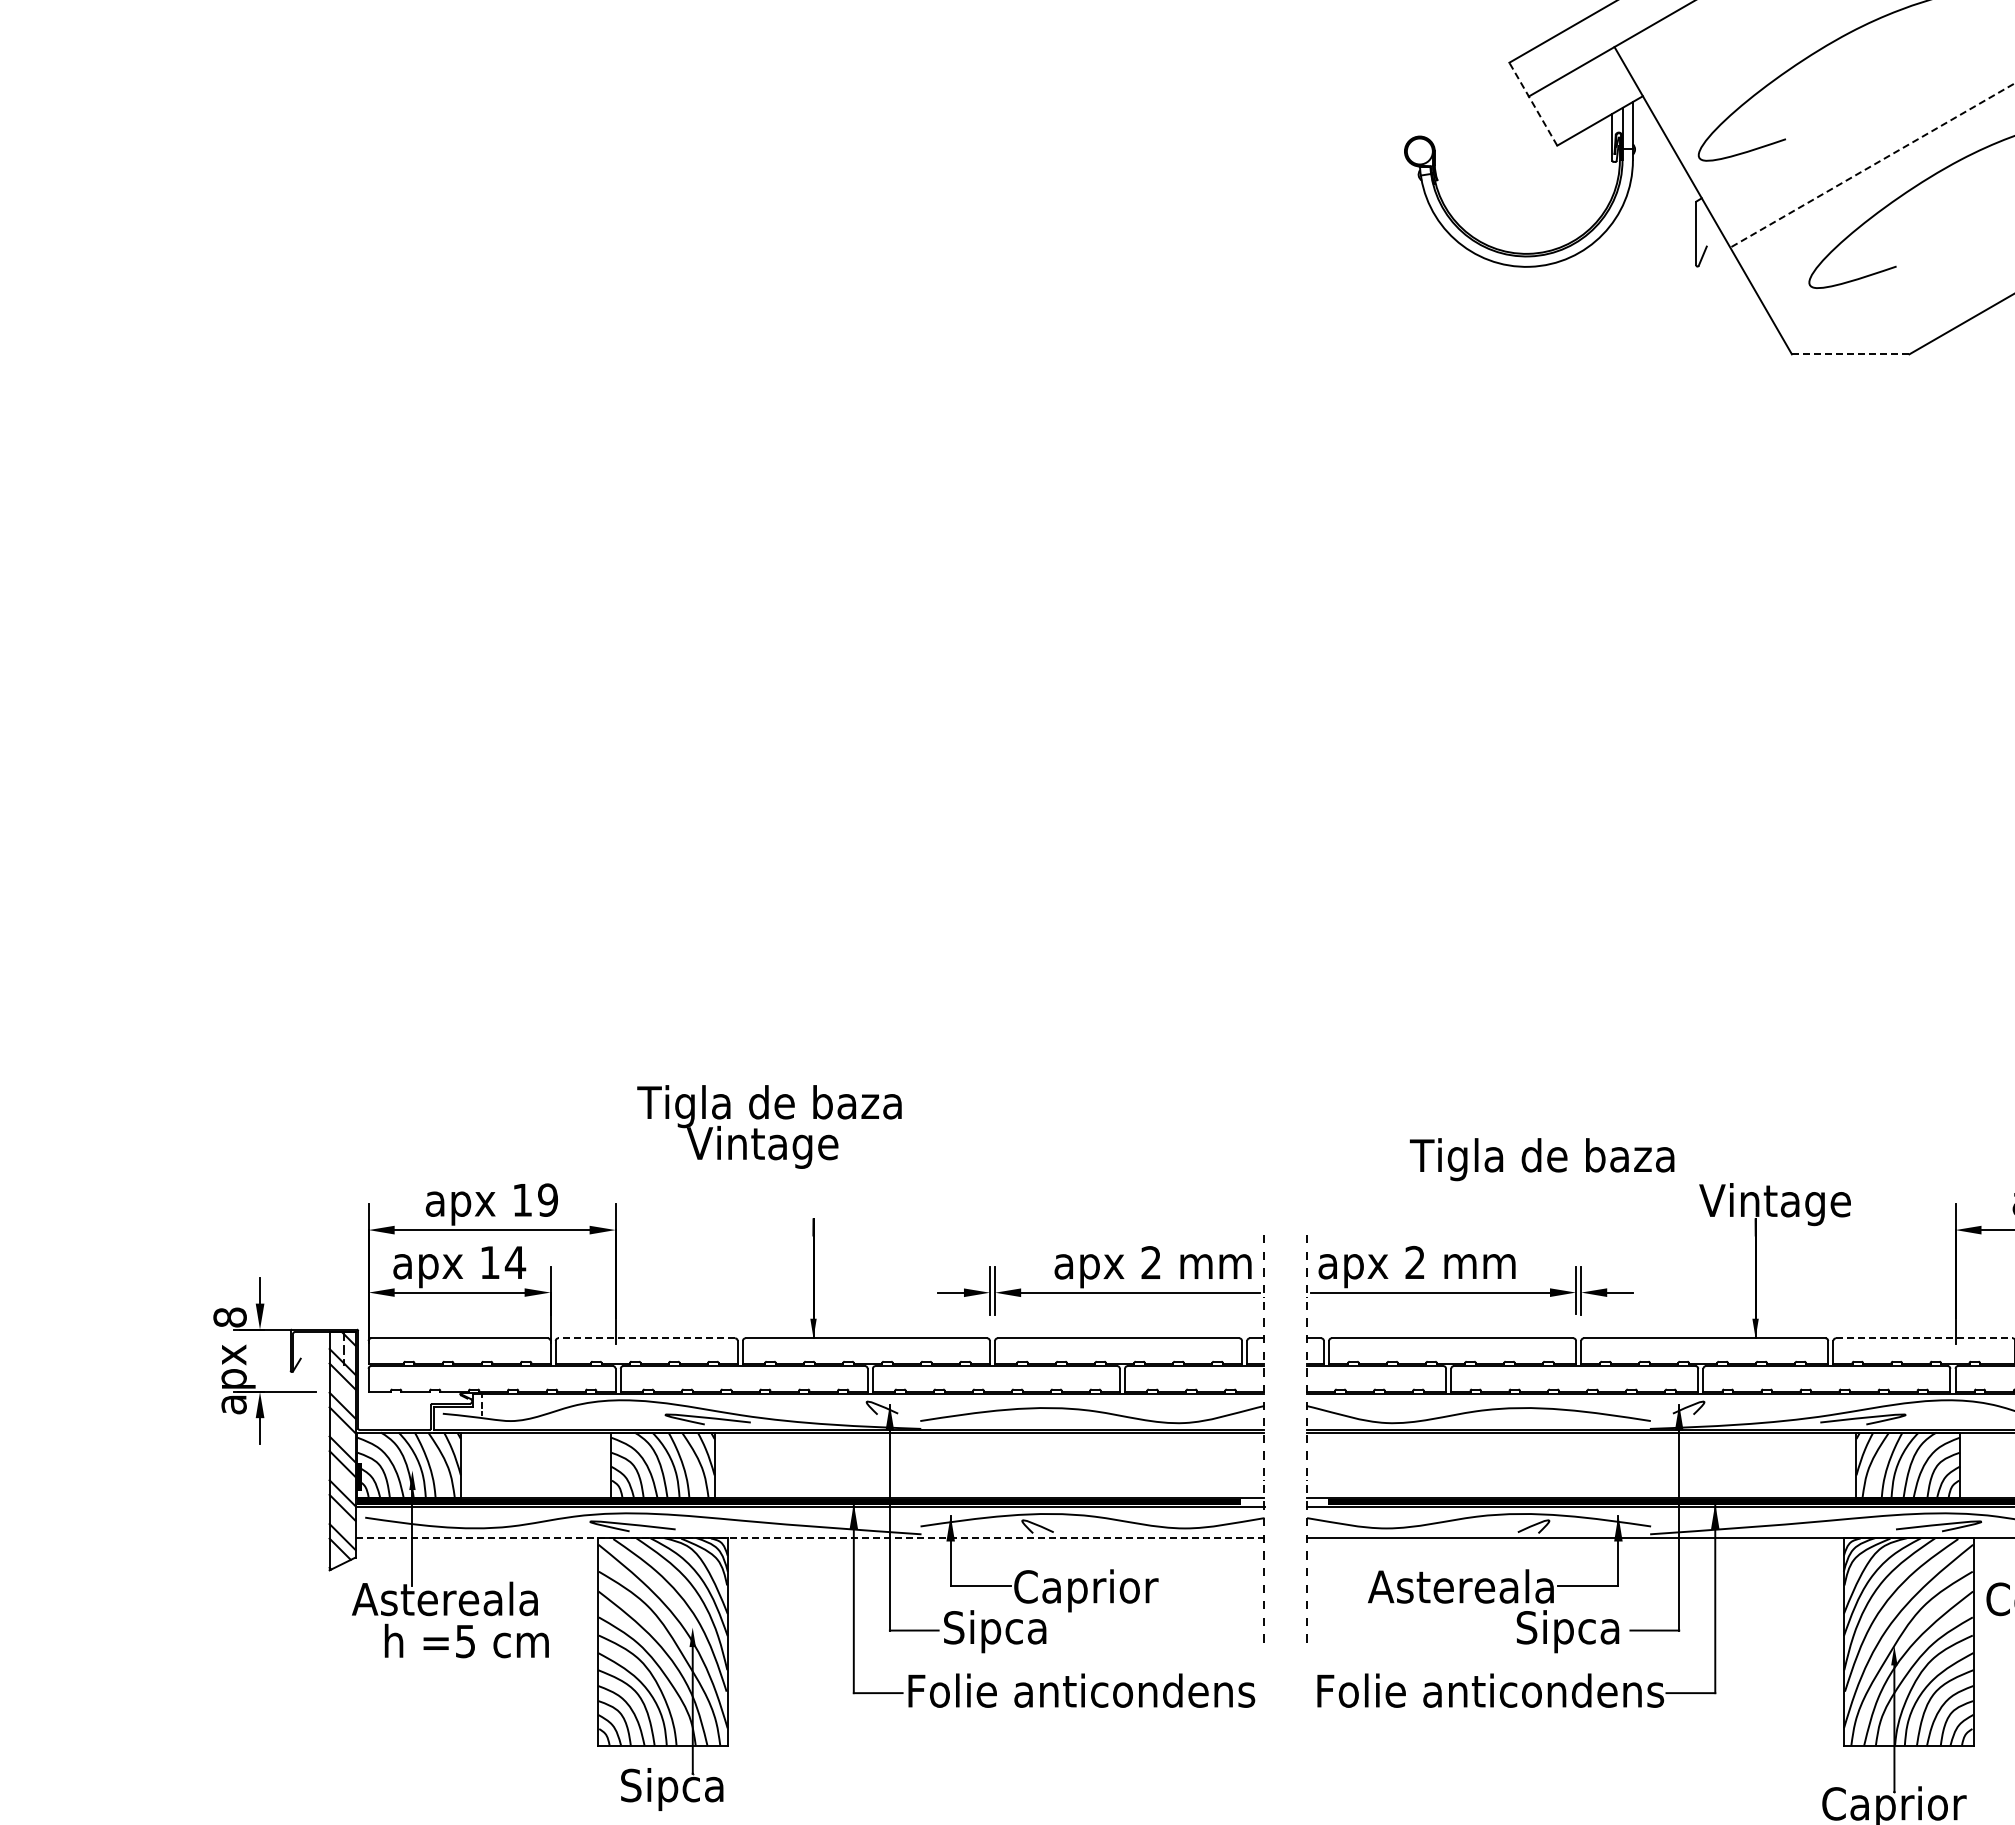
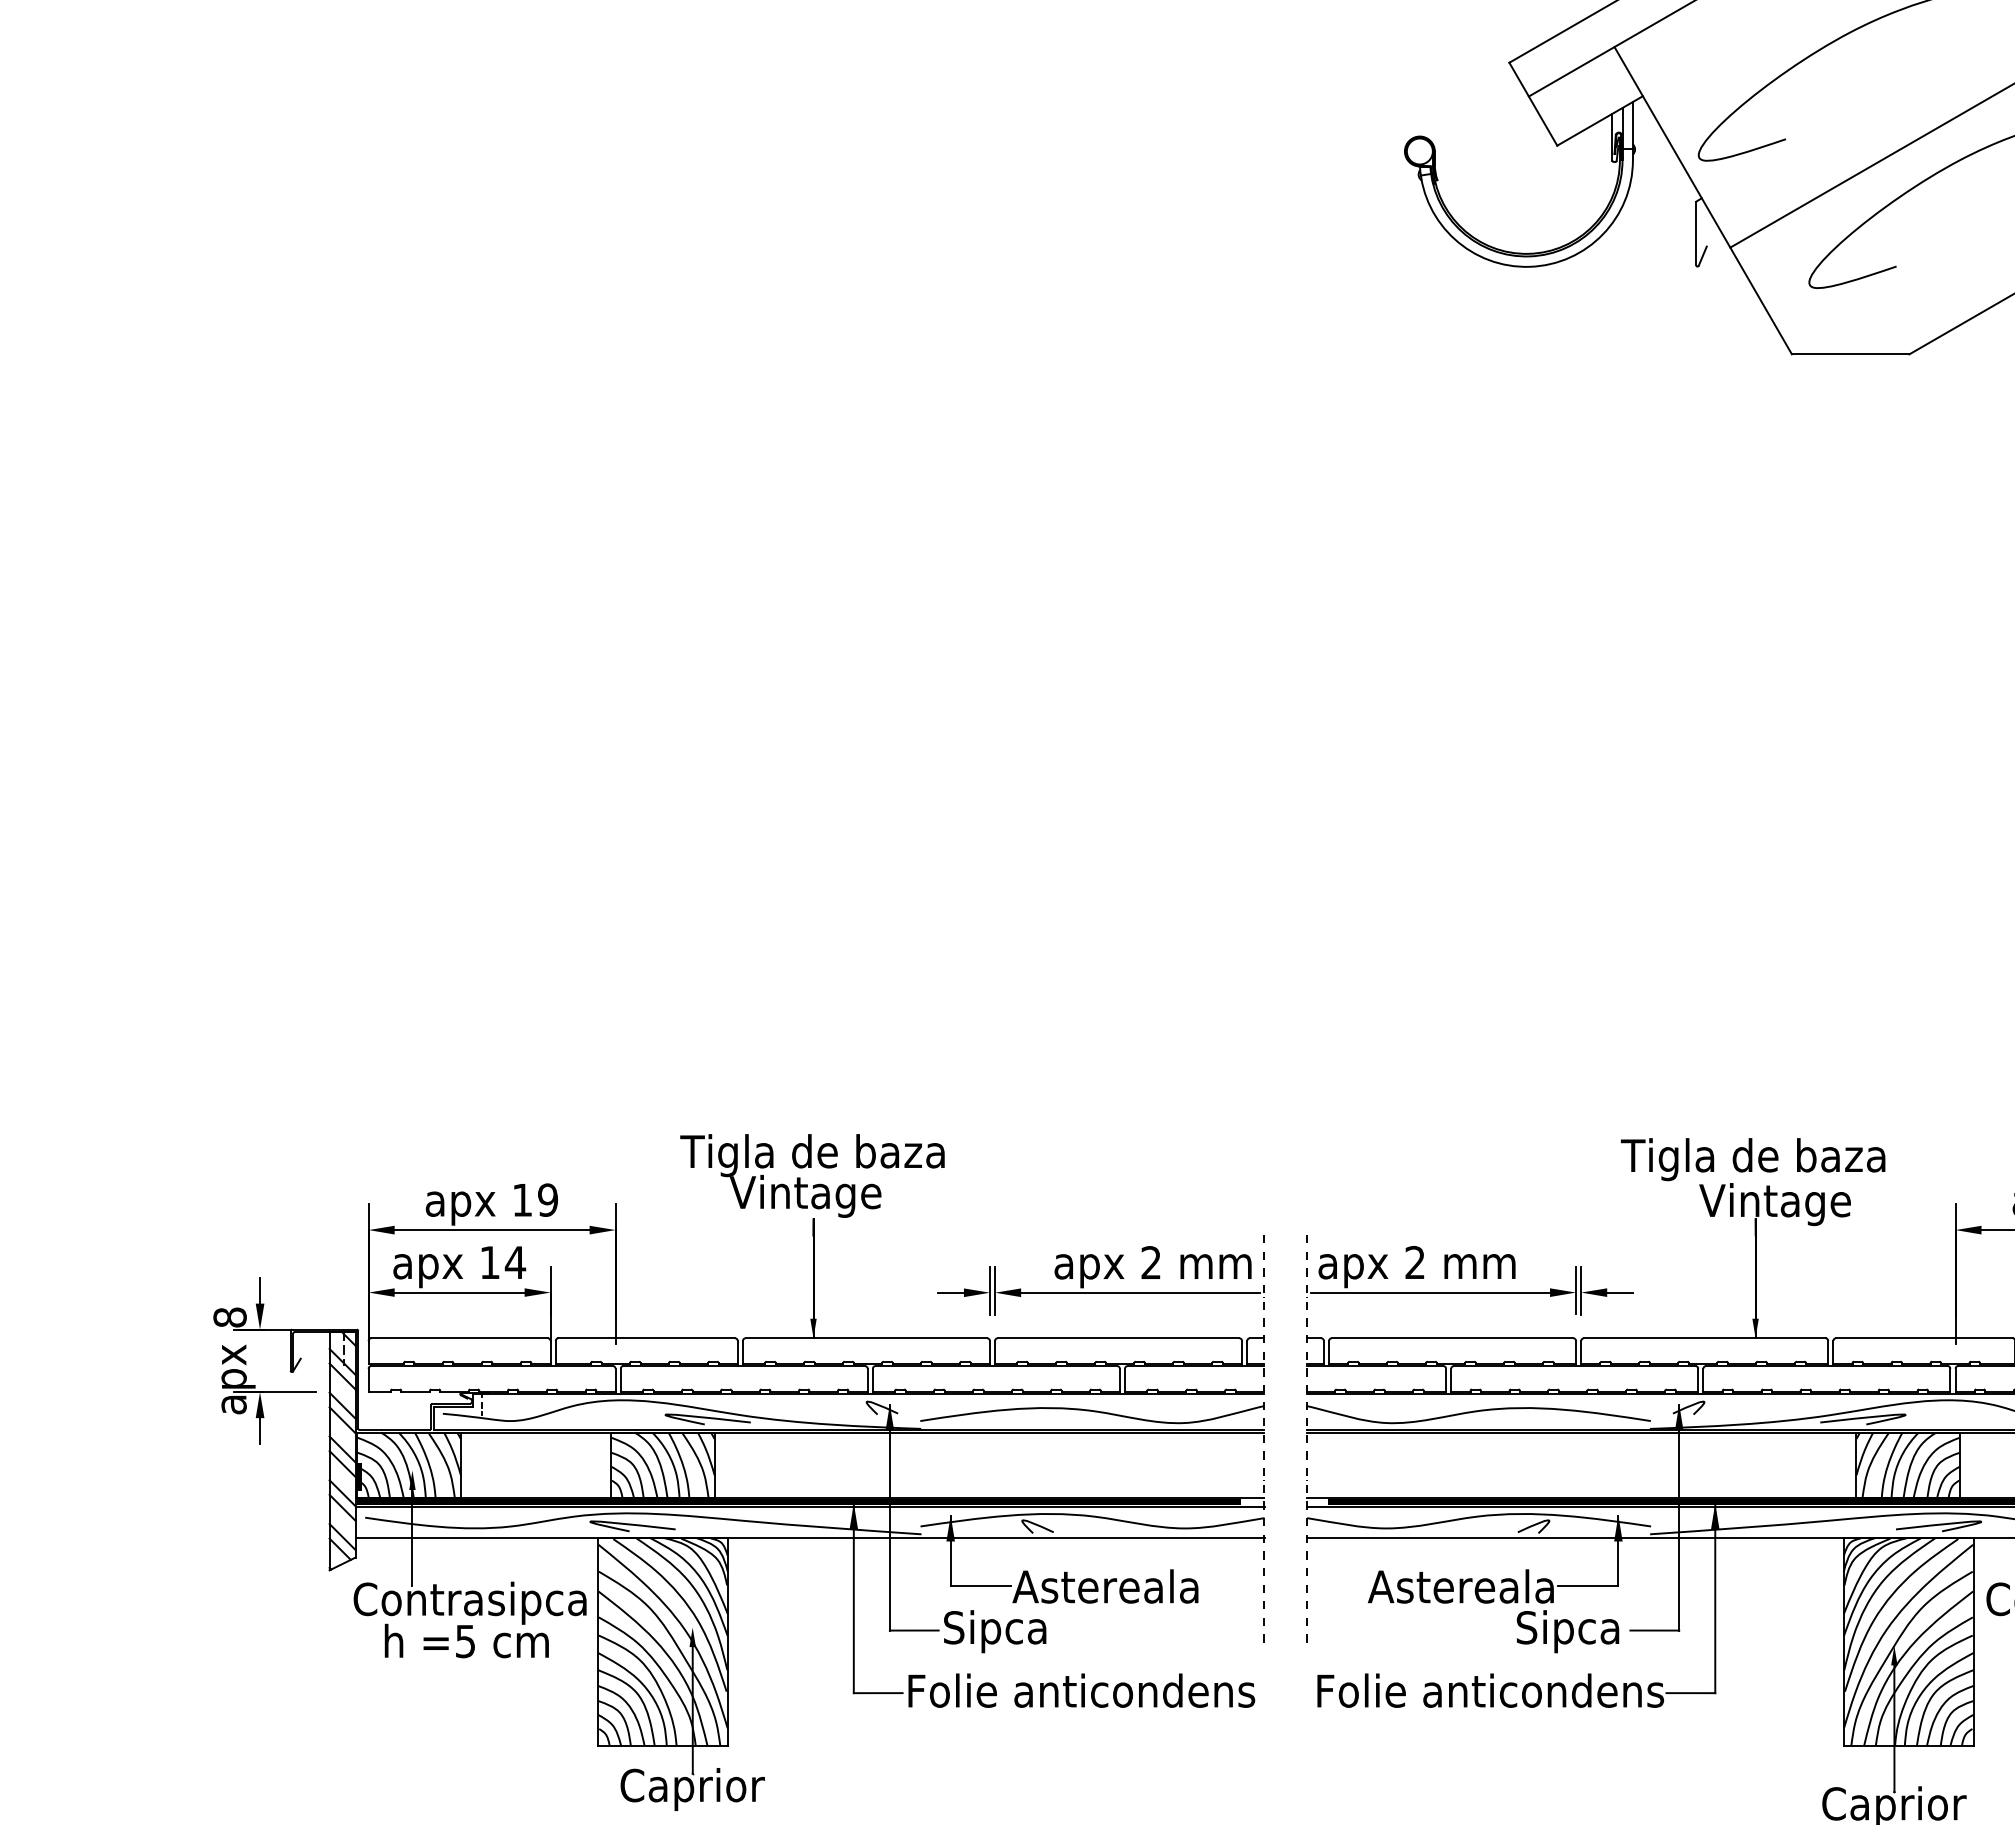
line: dashed -> solid (1533, 104)
line: dashed -> solid (1872, 165)
line: dashed -> solid (1850, 354)
text position: (769, 1126) -> (812, 1175) (812, 1175)
text position: (1541, 1159) -> (1752, 1159) (1752, 1159)
line: dashed -> solid (646, 1338)
line: dashed -> solid (1924, 1338)
line: dashed -> solid (809, 1537)
text: Caprior -> Astereala (1105, 1590)
text: Astereala -> Contrasipca (468, 1602)
text: Sipca -> Caprior (692, 1789)
